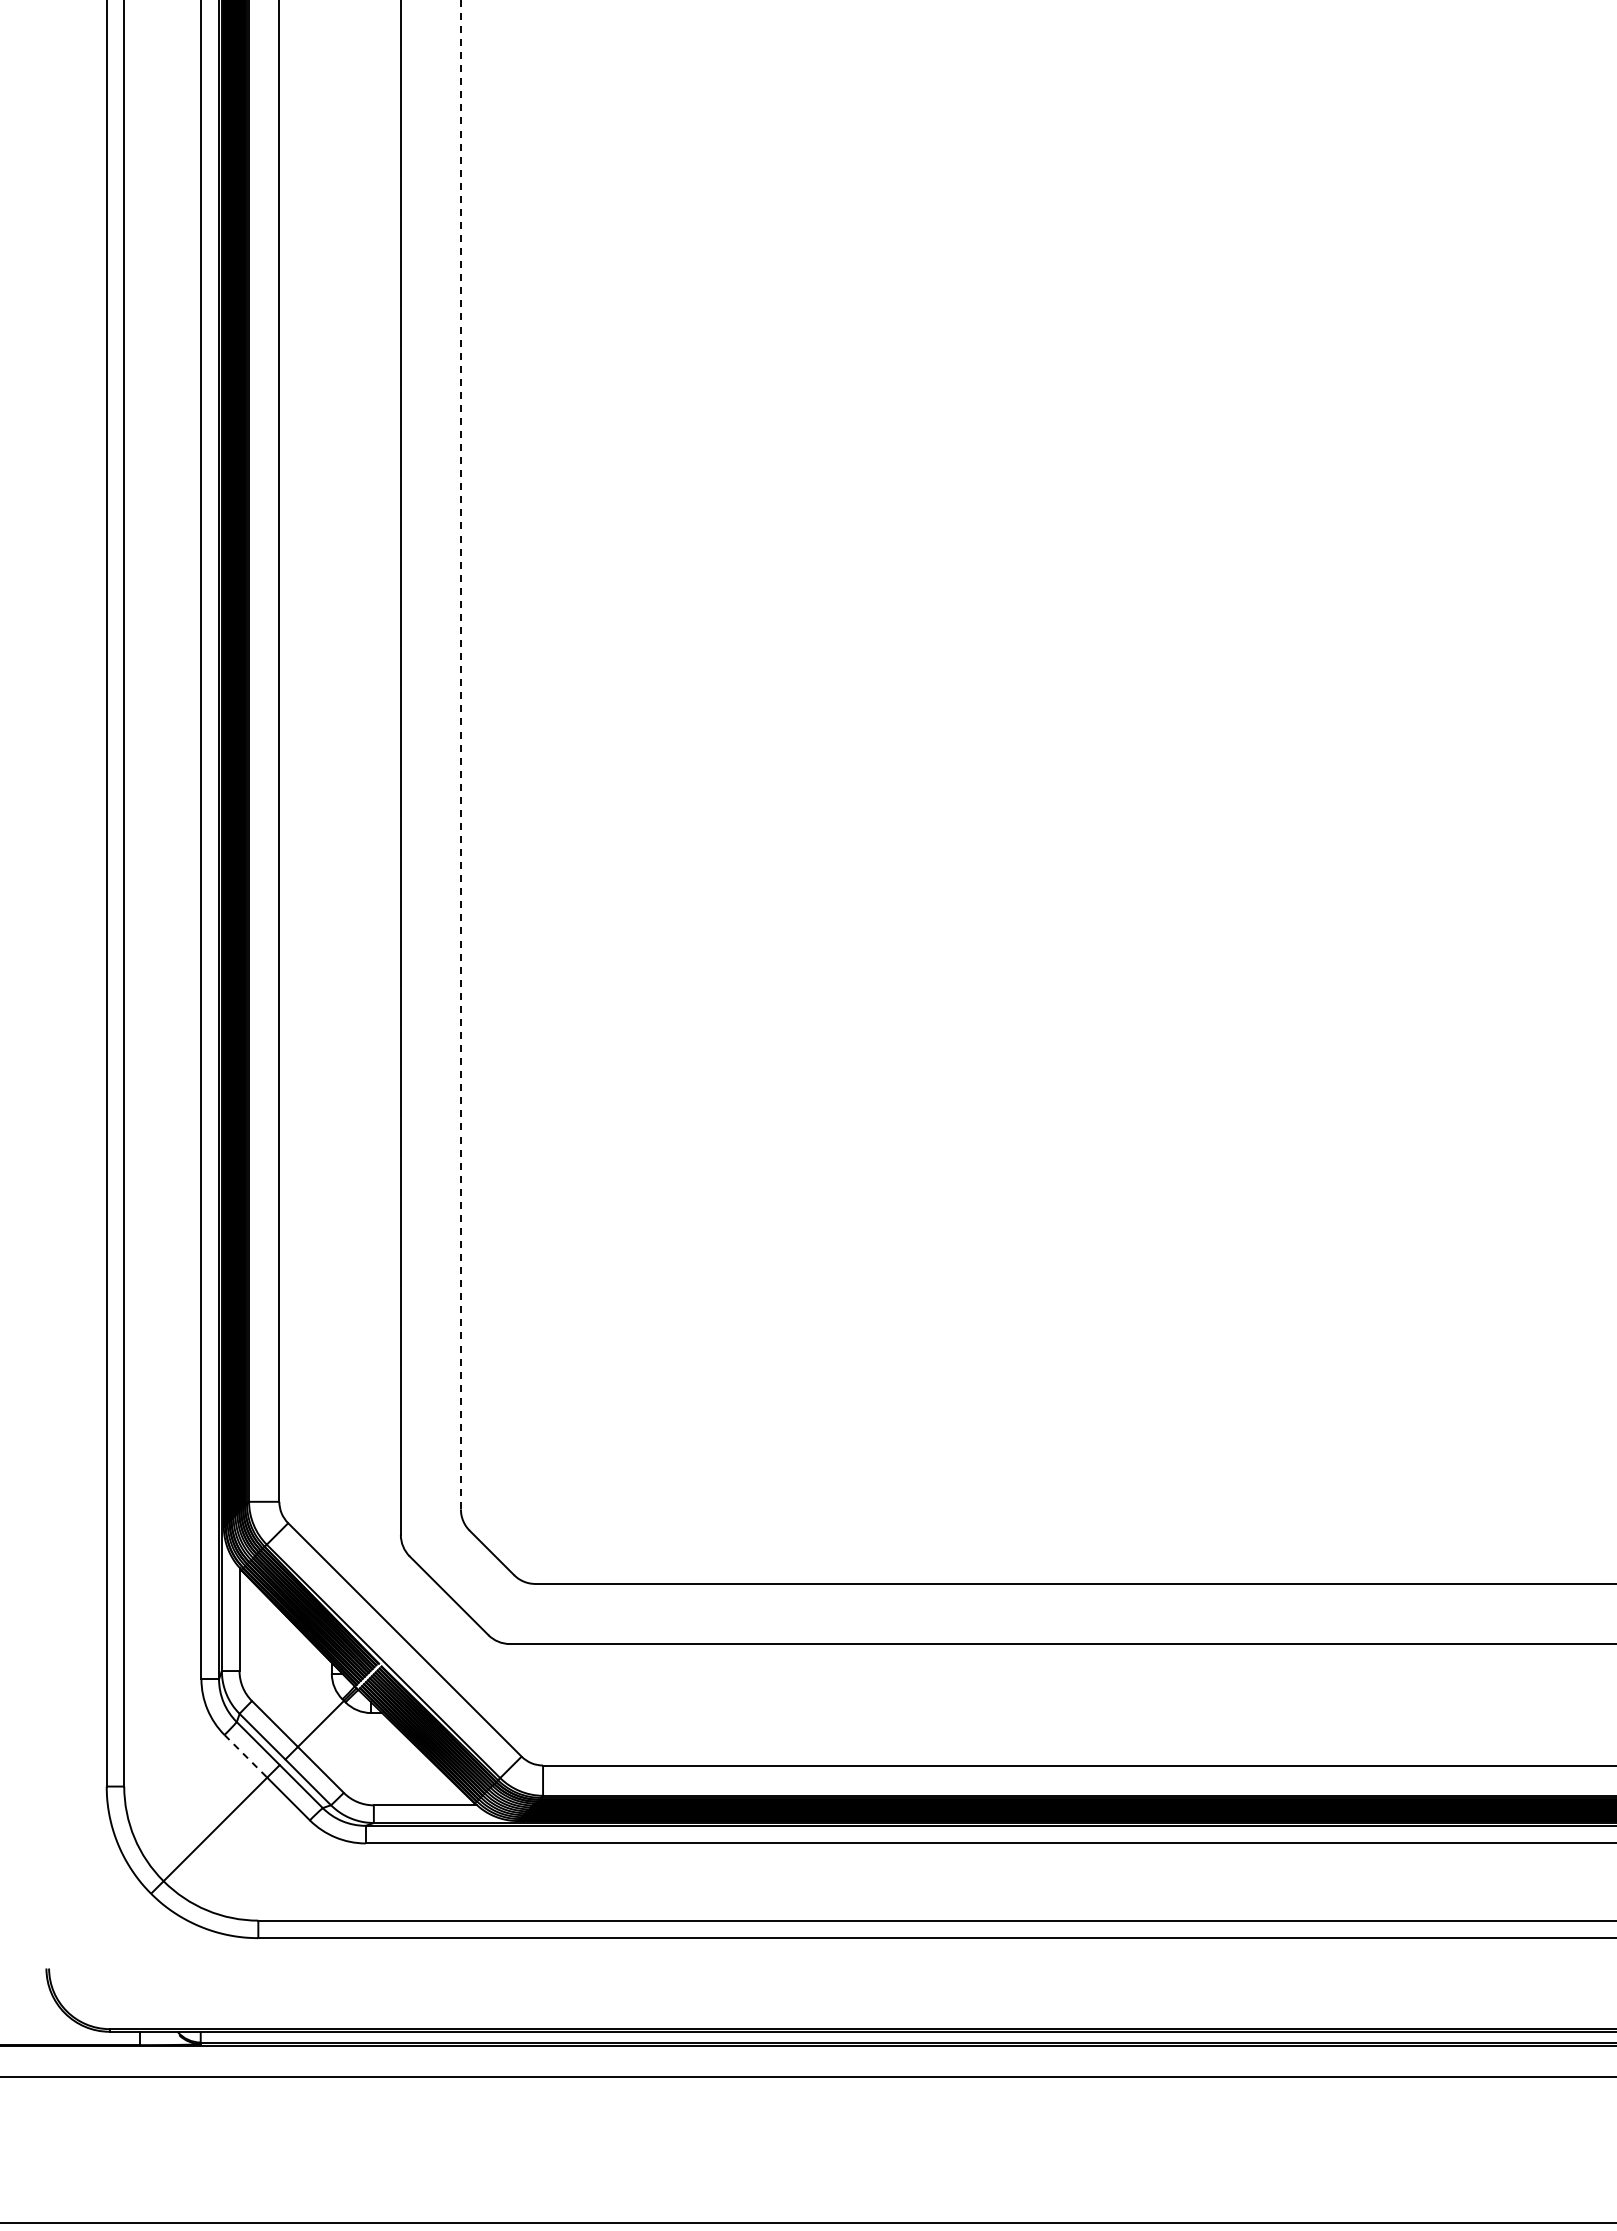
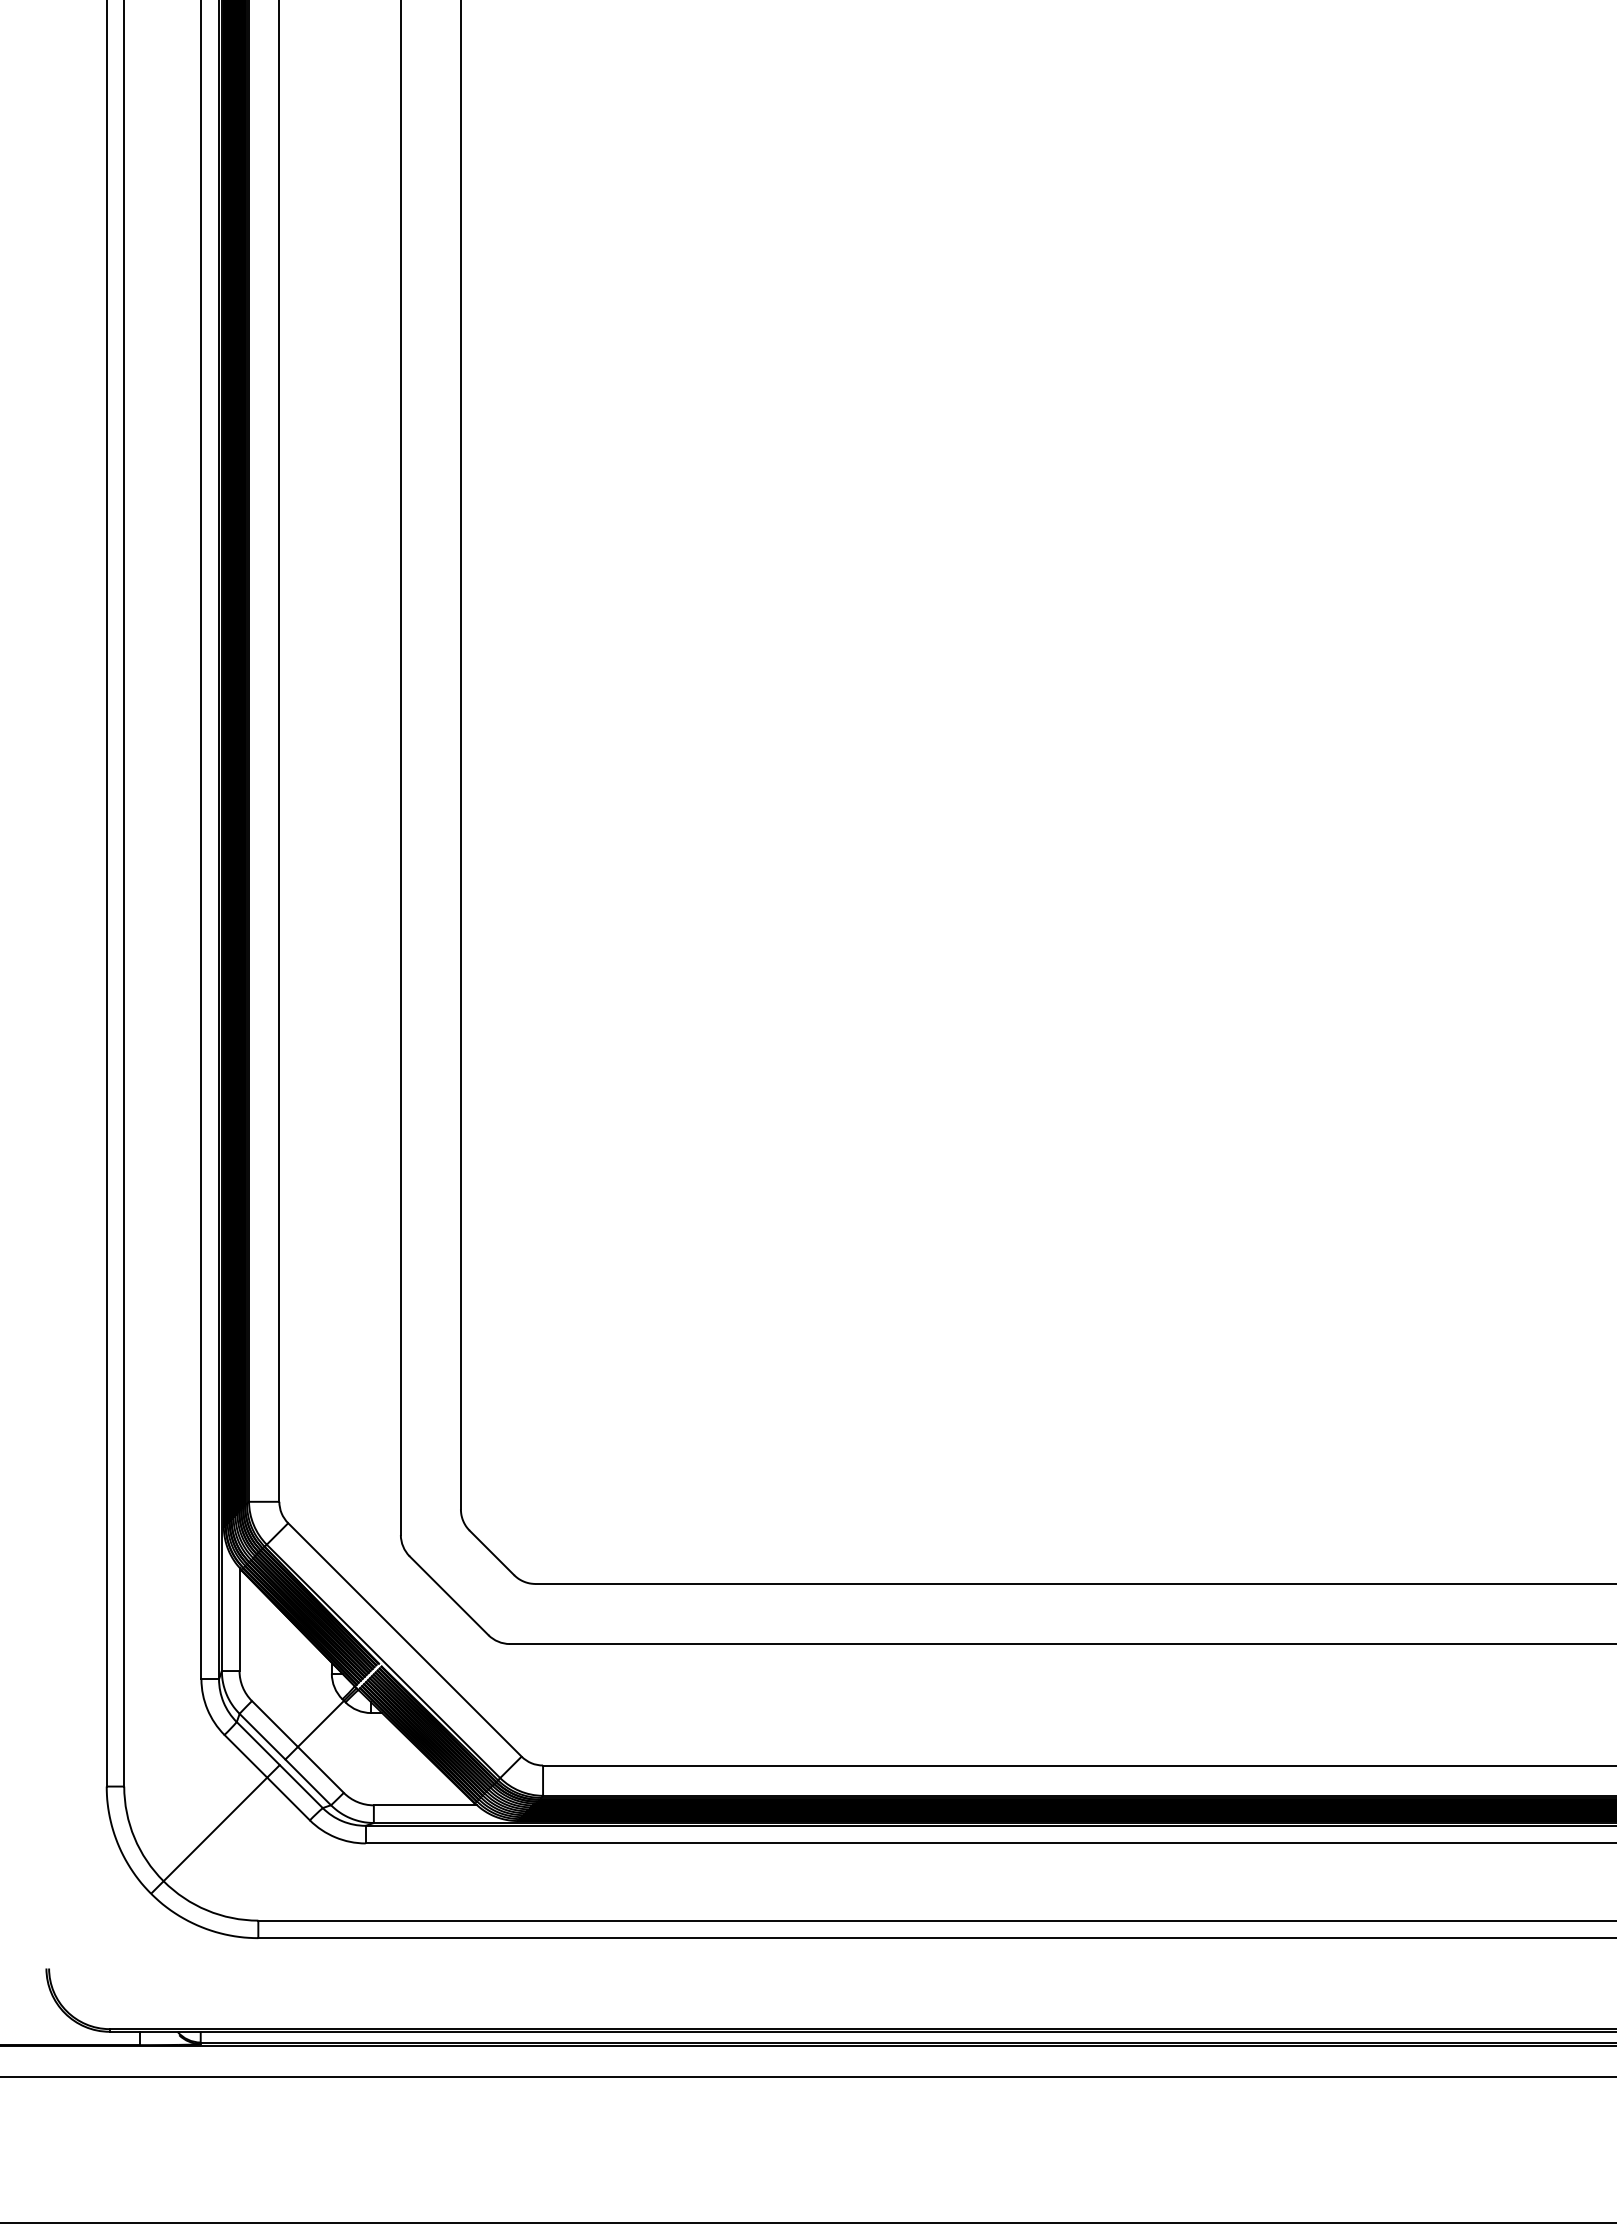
line: dashed -> solid (460, 754)
line: dashed -> solid (246, 1756)
